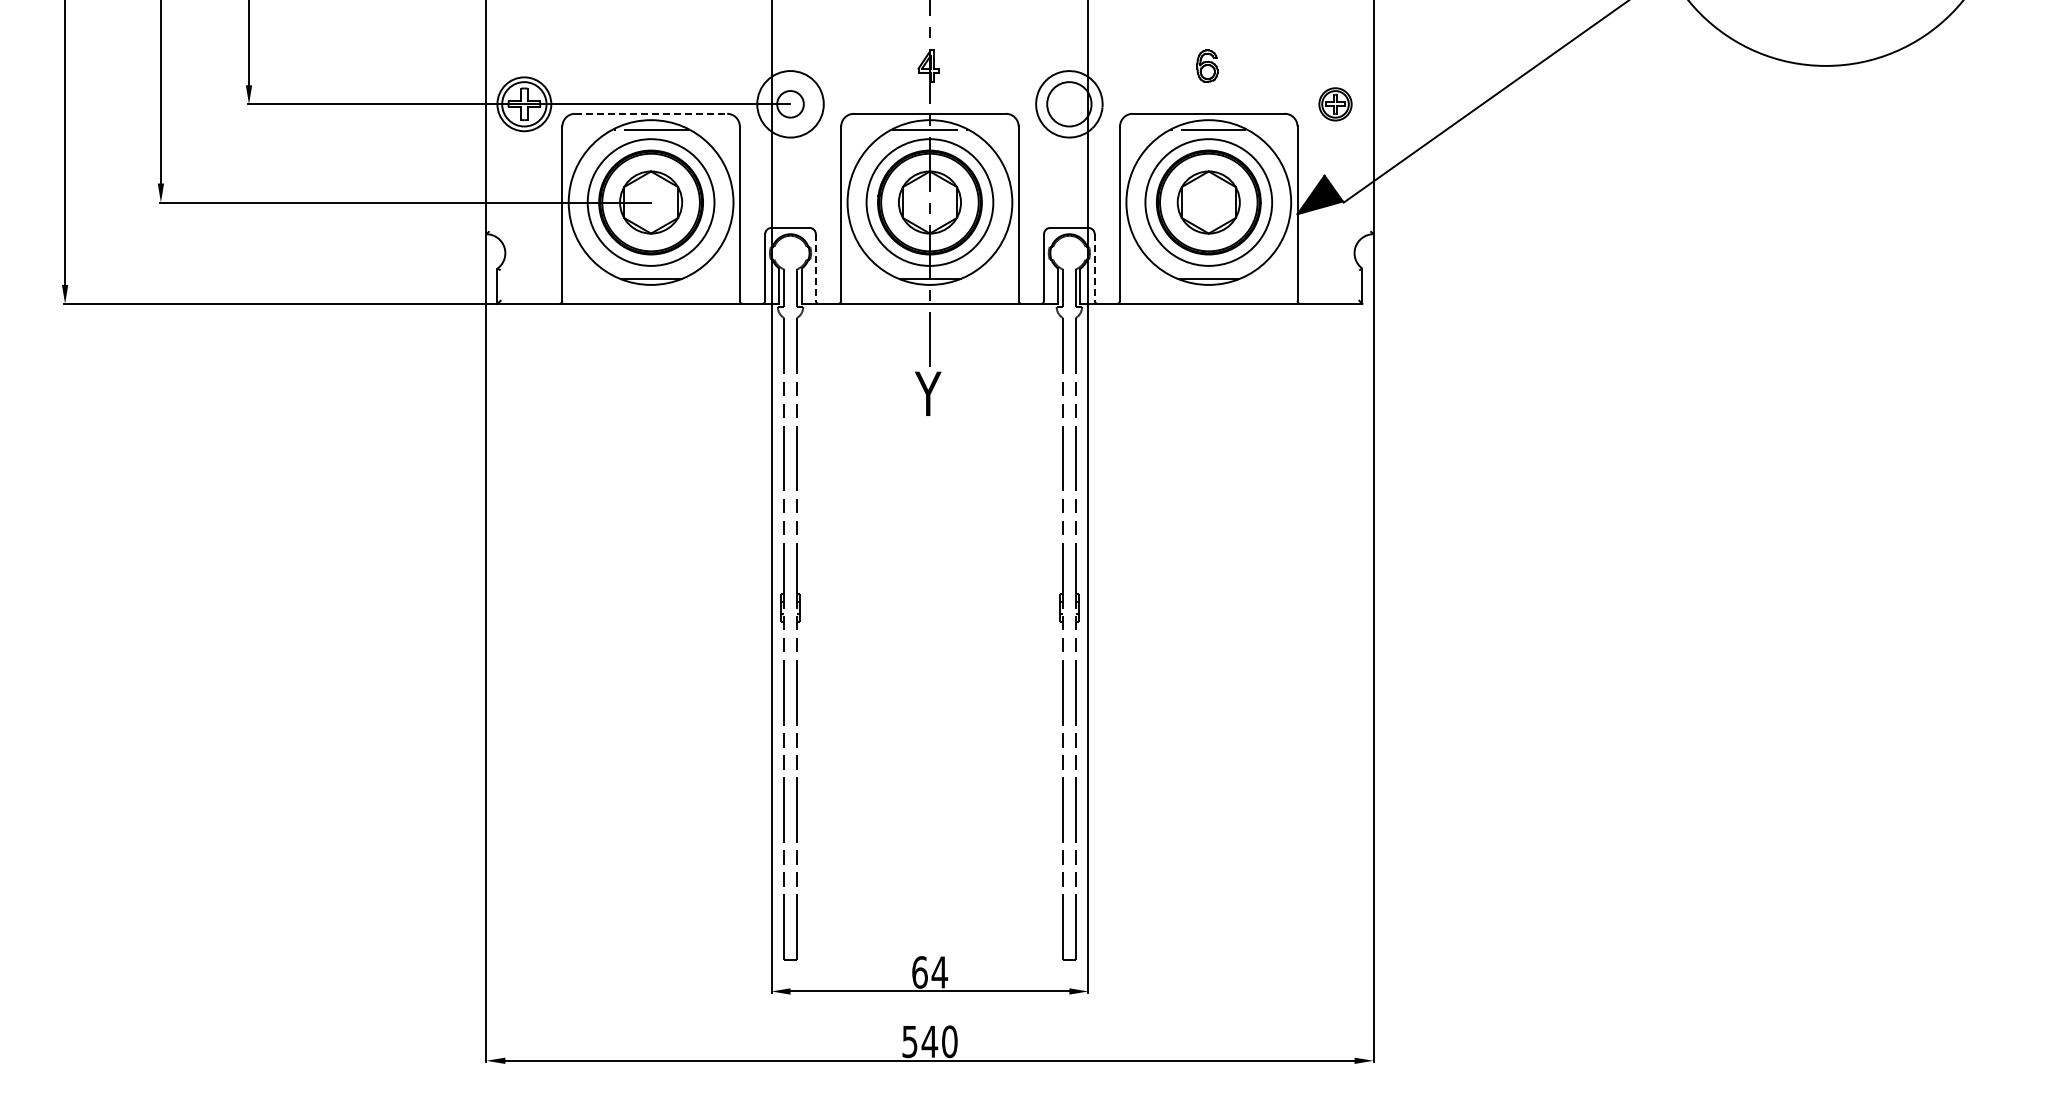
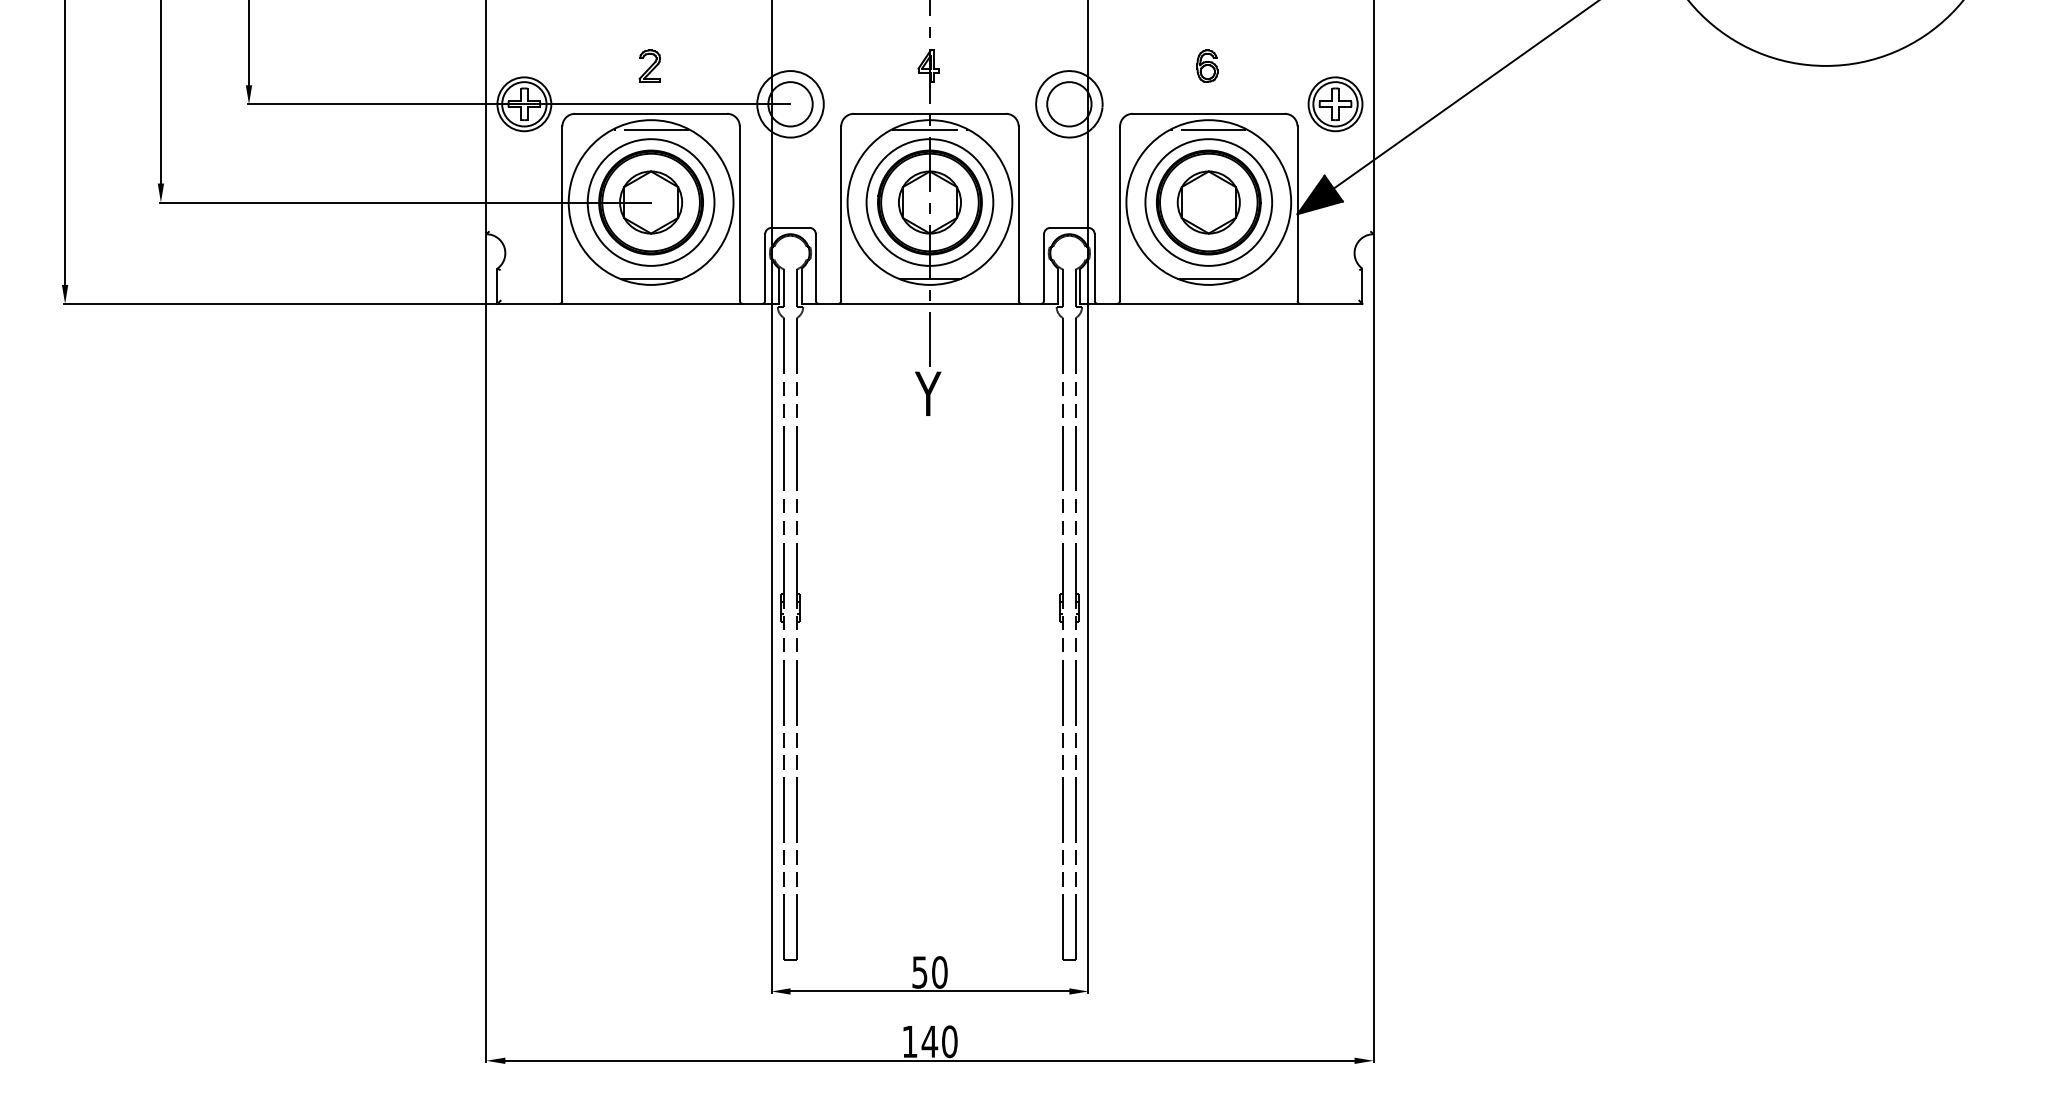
part: none -> present (649, 65)
line position: (1484, 102) -> (1464, 95) (1464, 95)
circle diameter: 27 px -> 44 px (790, 104)
part size: 35x35 px -> 57x57 px (1335, 104)
line: dashed -> solid (651, 113)
line: dashed -> solid (815, 268)
line: dashed -> solid (1094, 268)
text: 64 -> 50 (930, 972)
text: 540 -> 140 (909, 1042)
